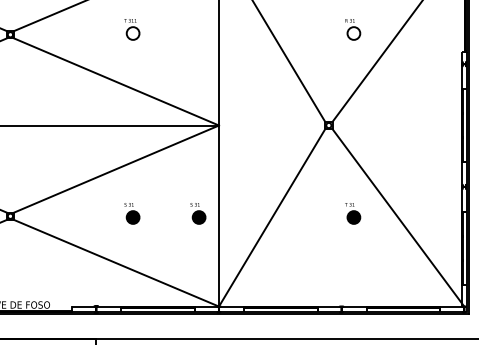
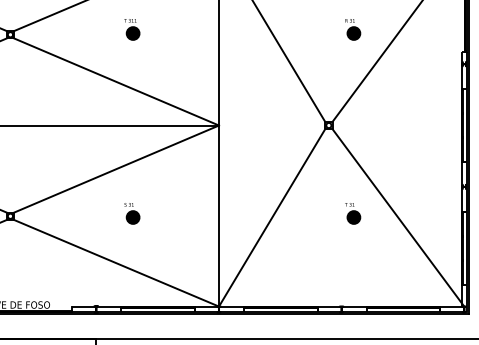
fill: none -> present (132, 33)
fill: none -> present (353, 33)
part: present -> none (198, 213)
